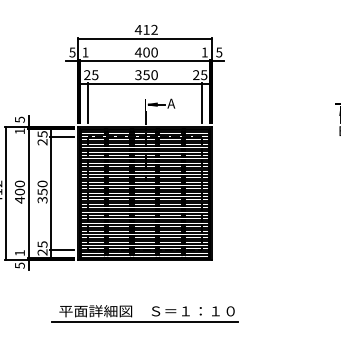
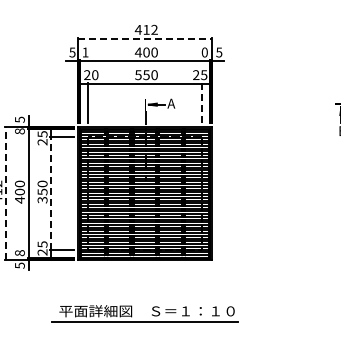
line: solid -> dashed (144, 38)
text: 1 -> 0 (204, 52)
text: 25 -> 20 (95, 74)
text: 350 -> 550 (138, 74)
line: solid -> dashed (201, 102)
text: 1 -> 8 (19, 131)
line: solid -> dashed (6, 193)
line: solid -> dashed (51, 193)
text: 1 -> 8 (19, 253)
